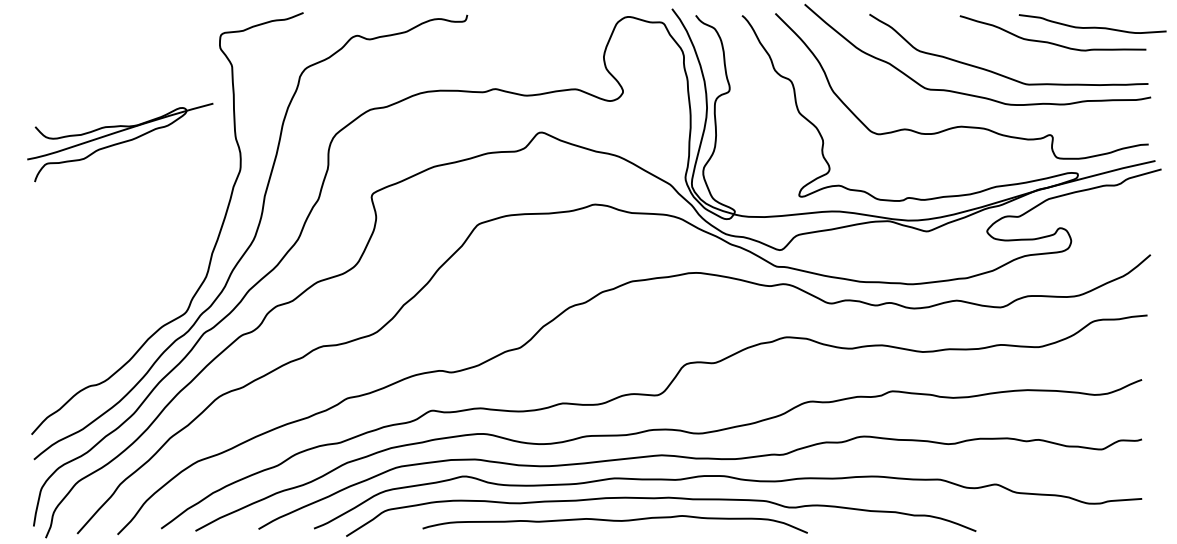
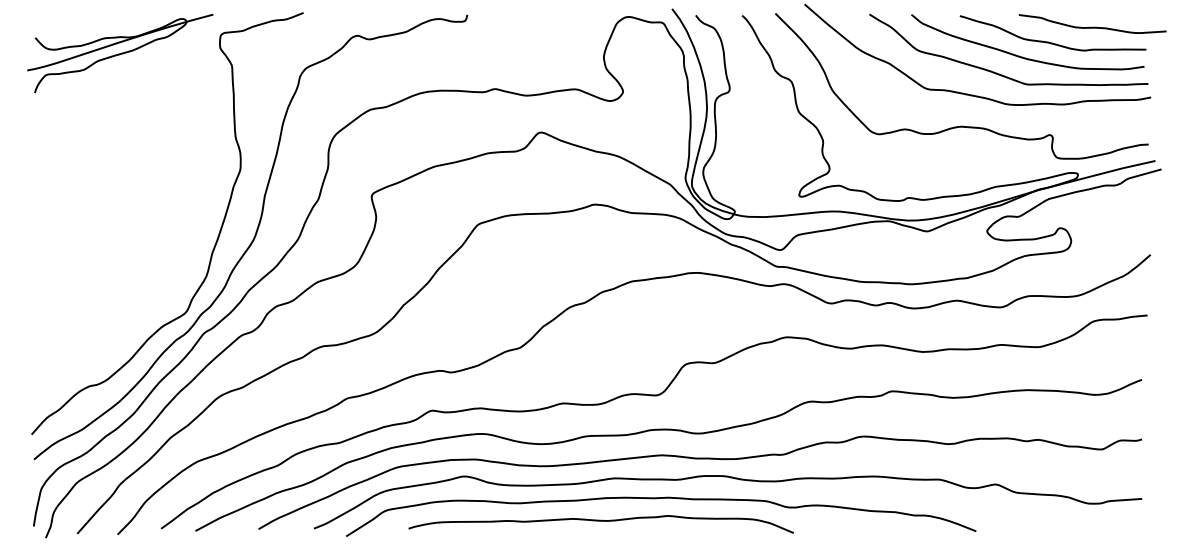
curve: none -> present (1022, 56)
part position: (120, 142) -> (120, 53) (120, 53)
curve position: (614, 521) -> (600, 521) (600, 521)
